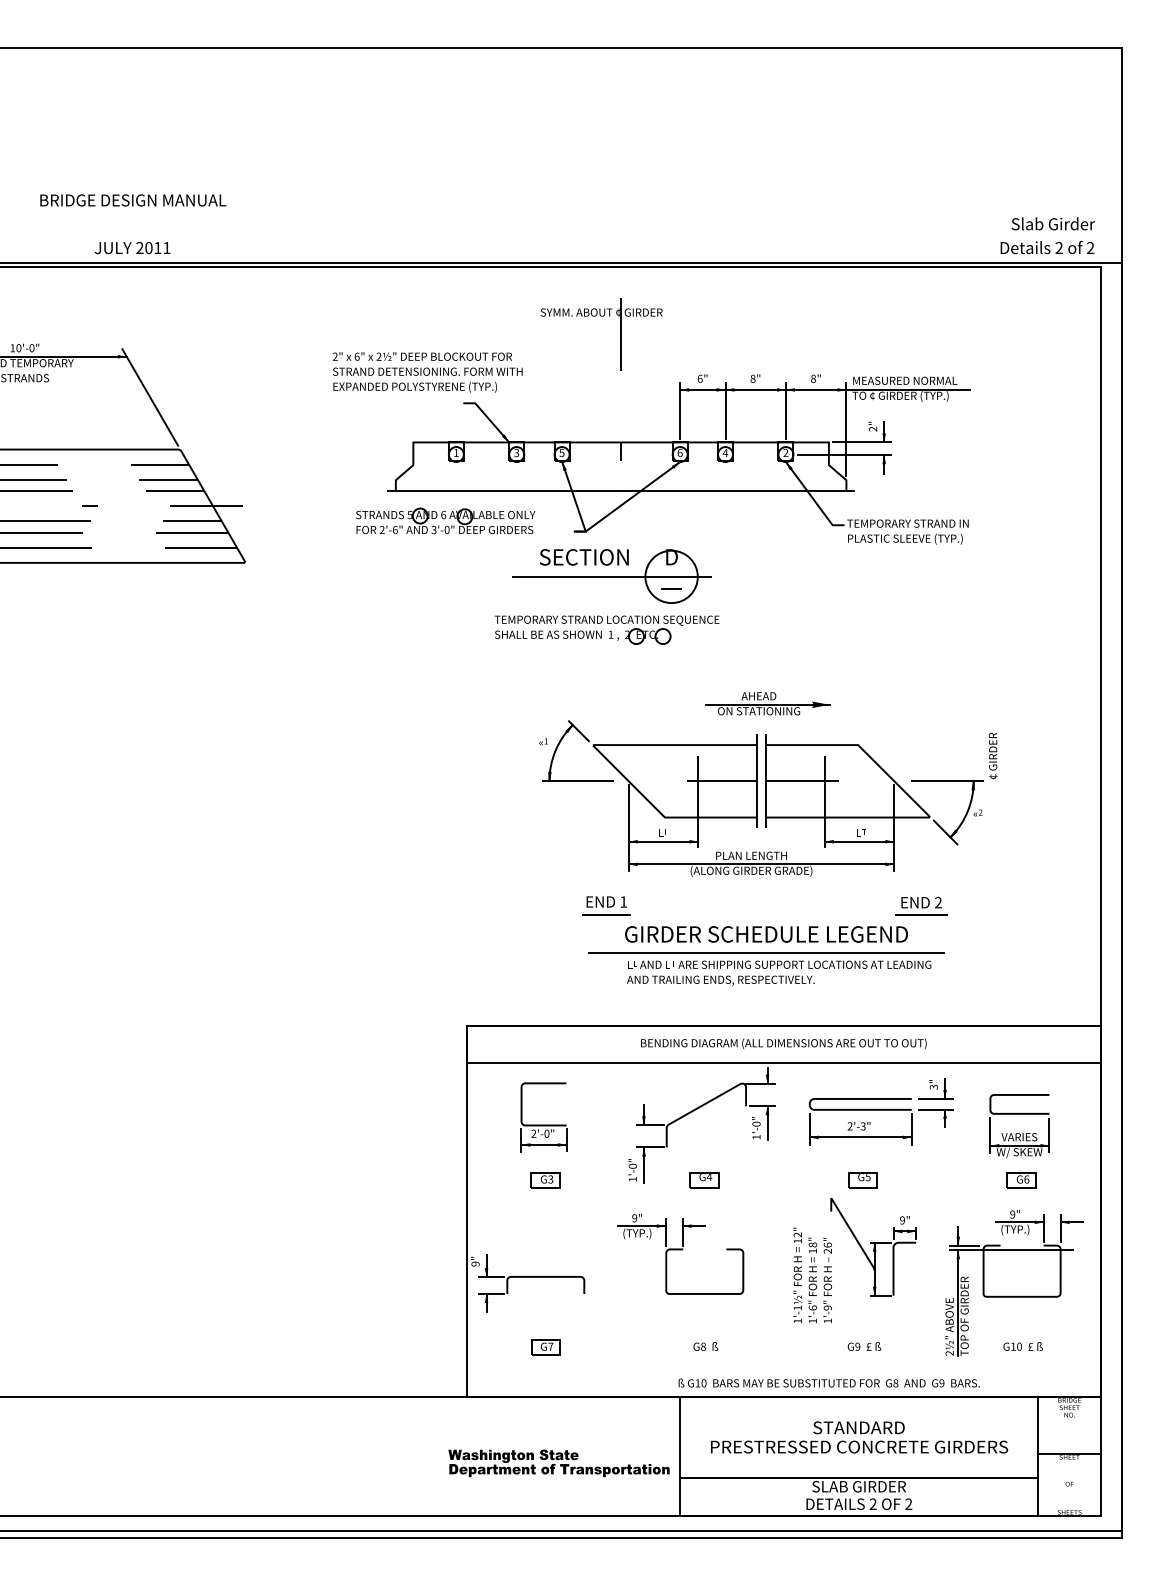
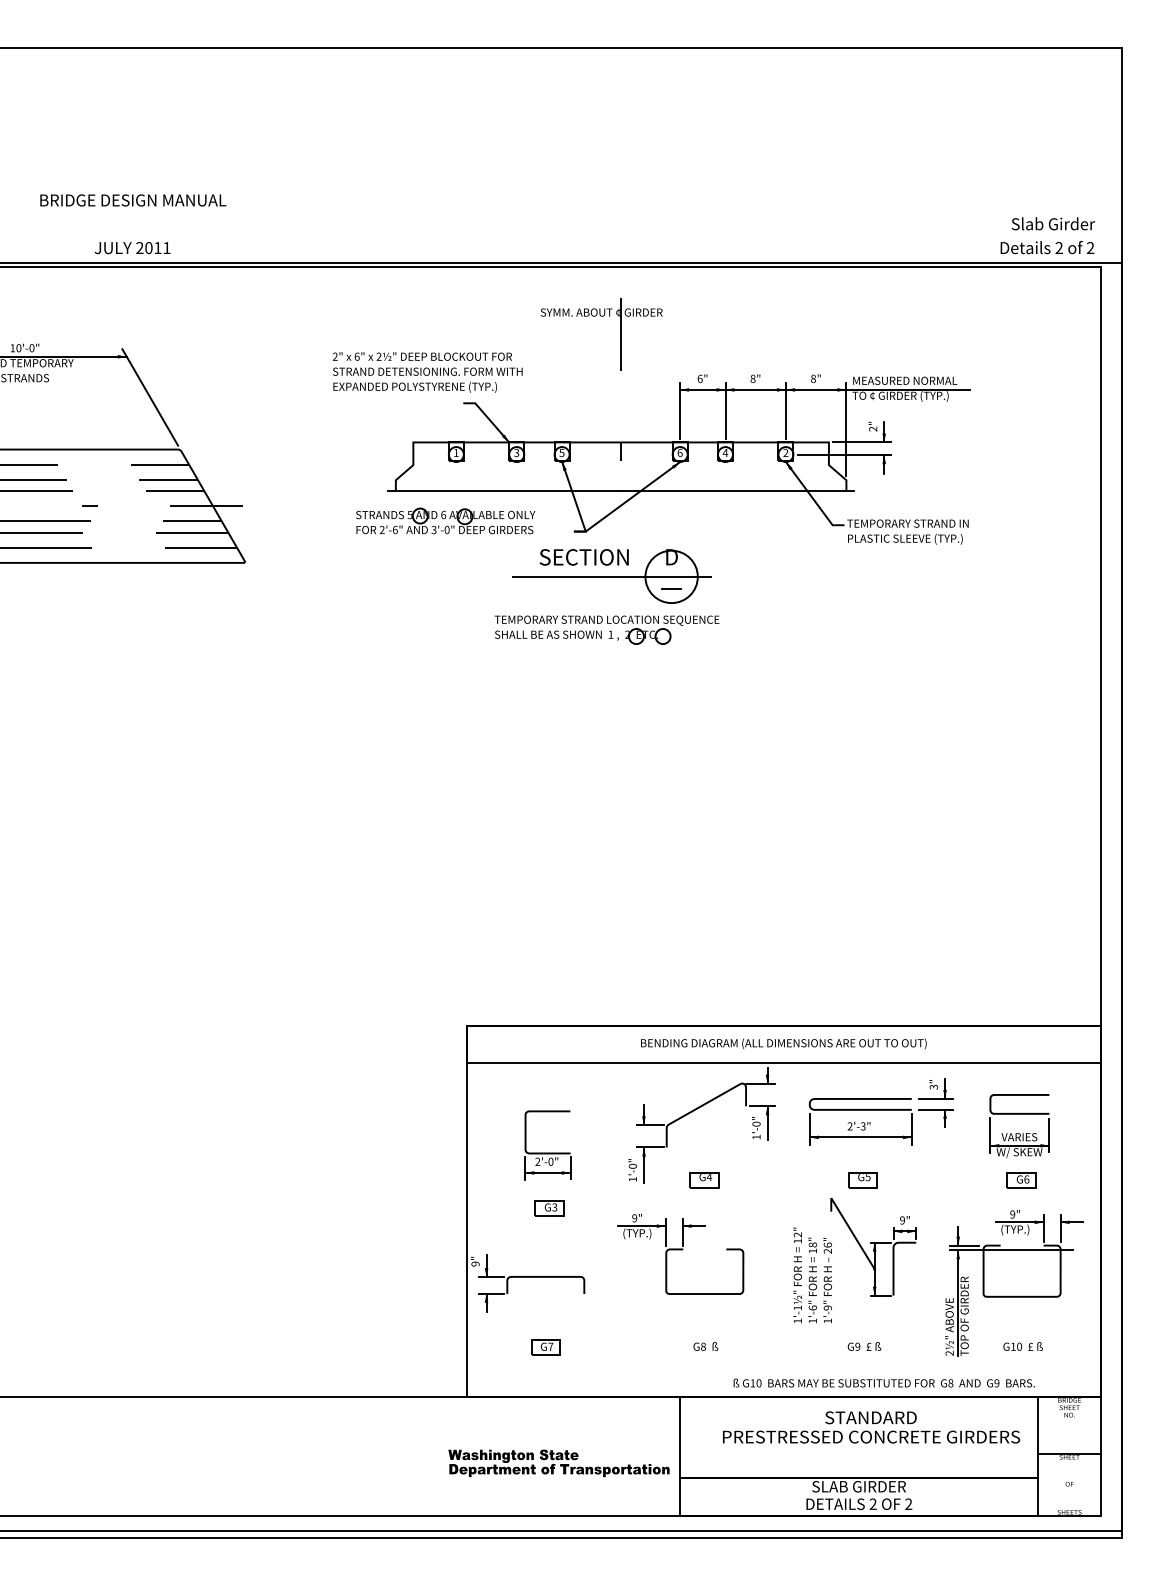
part: present -> none (766, 827)
part position: (543, 1135) -> (547, 1163) (547, 1163)
text position: (828, 1382) -> (883, 1382) (883, 1382)
text position: (859, 1437) -> (871, 1427) (871, 1427)
